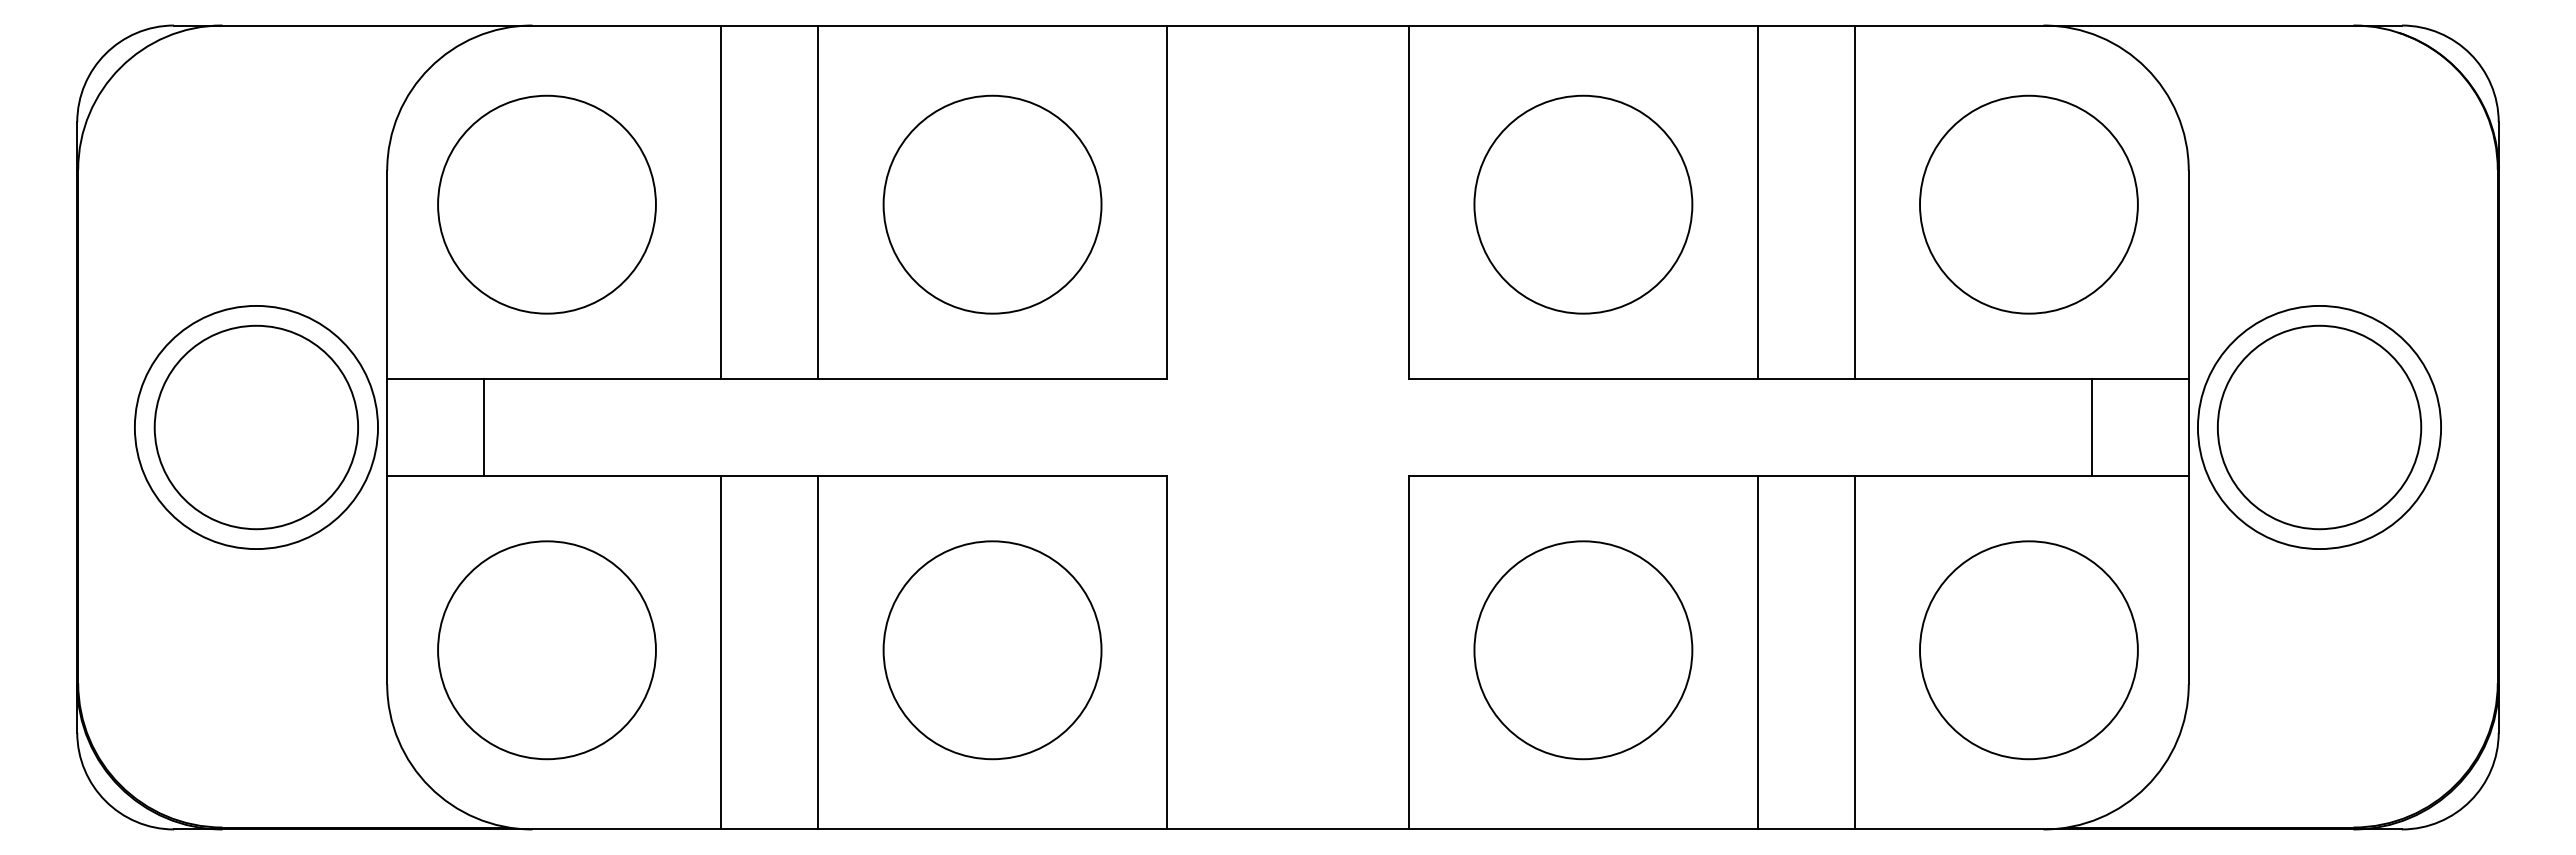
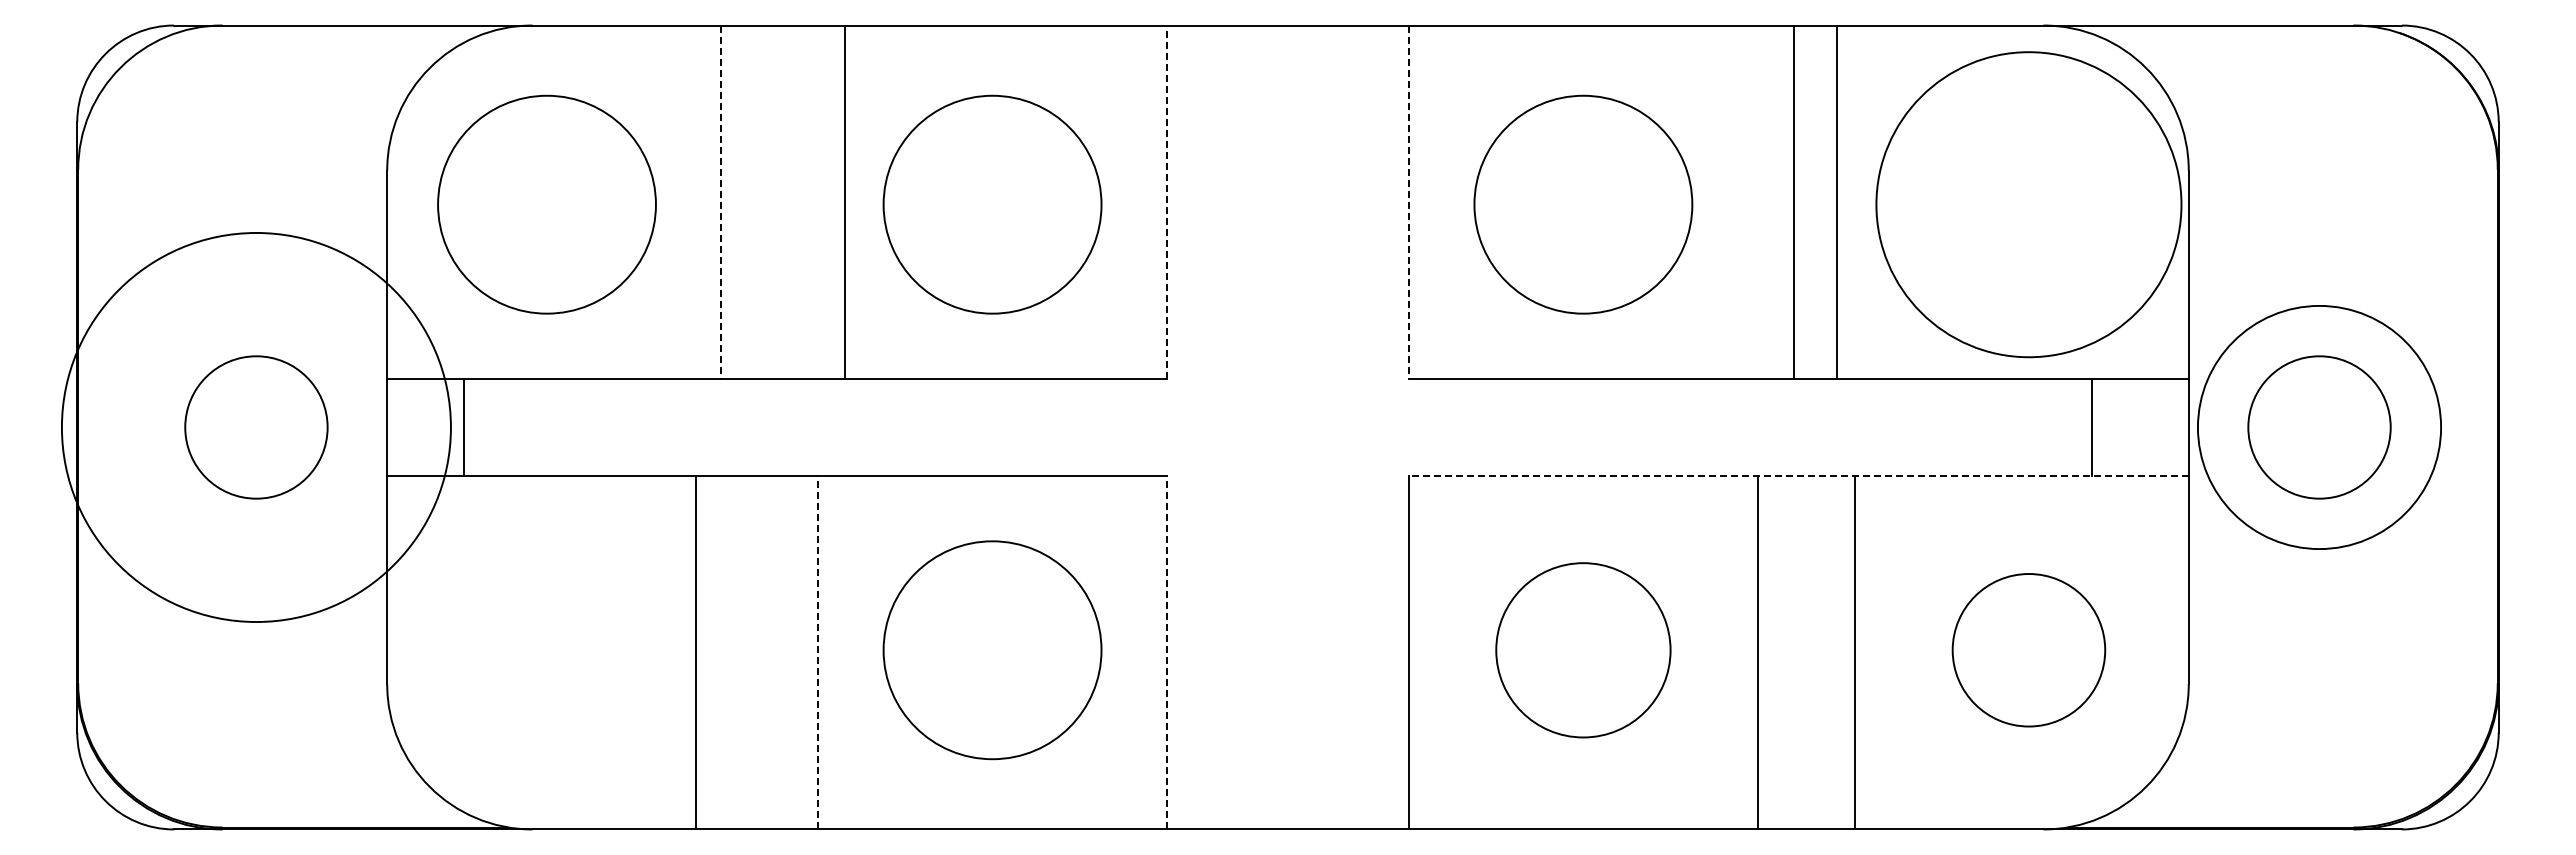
line: solid -> dashed (721, 202)
line position: (818, 202) -> (845, 202) (845, 202)
line: solid -> dashed (1166, 202)
line: solid -> dashed (1409, 202)
line position: (1757, 202) -> (1793, 202) (1793, 202)
line position: (1854, 202) -> (1836, 202) (1836, 202)
circle diameter: 218 px -> 305 px (2028, 204)
circle diameter: 203 px -> 142 px (256, 427)
circle diameter: 243 px -> 389 px (255, 427)
line position: (484, 427) -> (464, 427) (464, 427)
circle diameter: 203 px -> 142 px (2319, 427)
line: solid -> dashed (1798, 475)
circle: present -> none (546, 650)
circle size: 221x221 px -> 177x177 px (1583, 650)
circle diameter: 218 px -> 153 px (2028, 650)
line position: (721, 652) -> (696, 652) (696, 652)
line: solid -> dashed (818, 652)
line: solid -> dashed (1166, 652)
